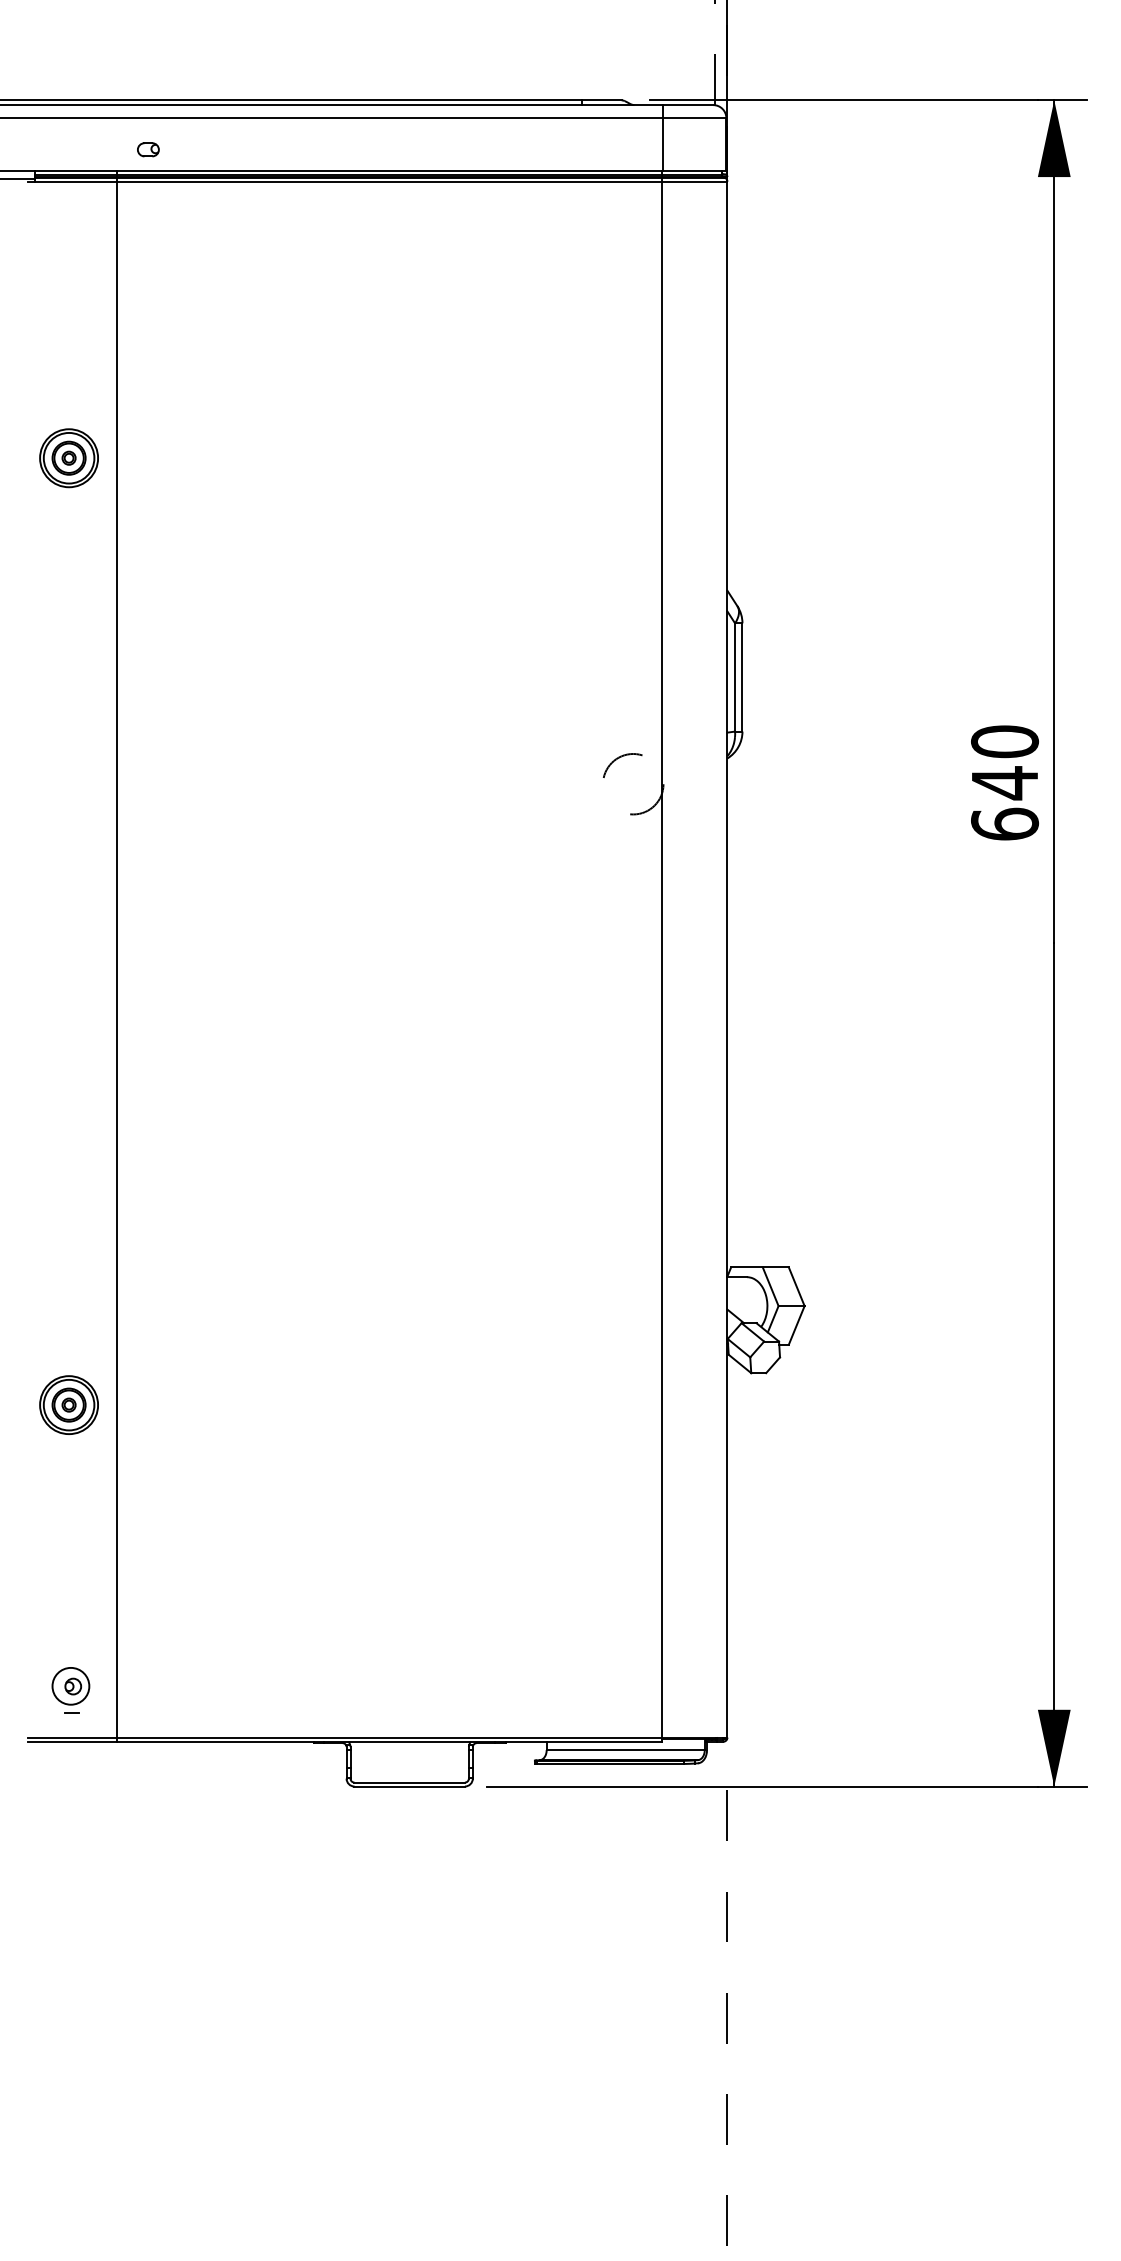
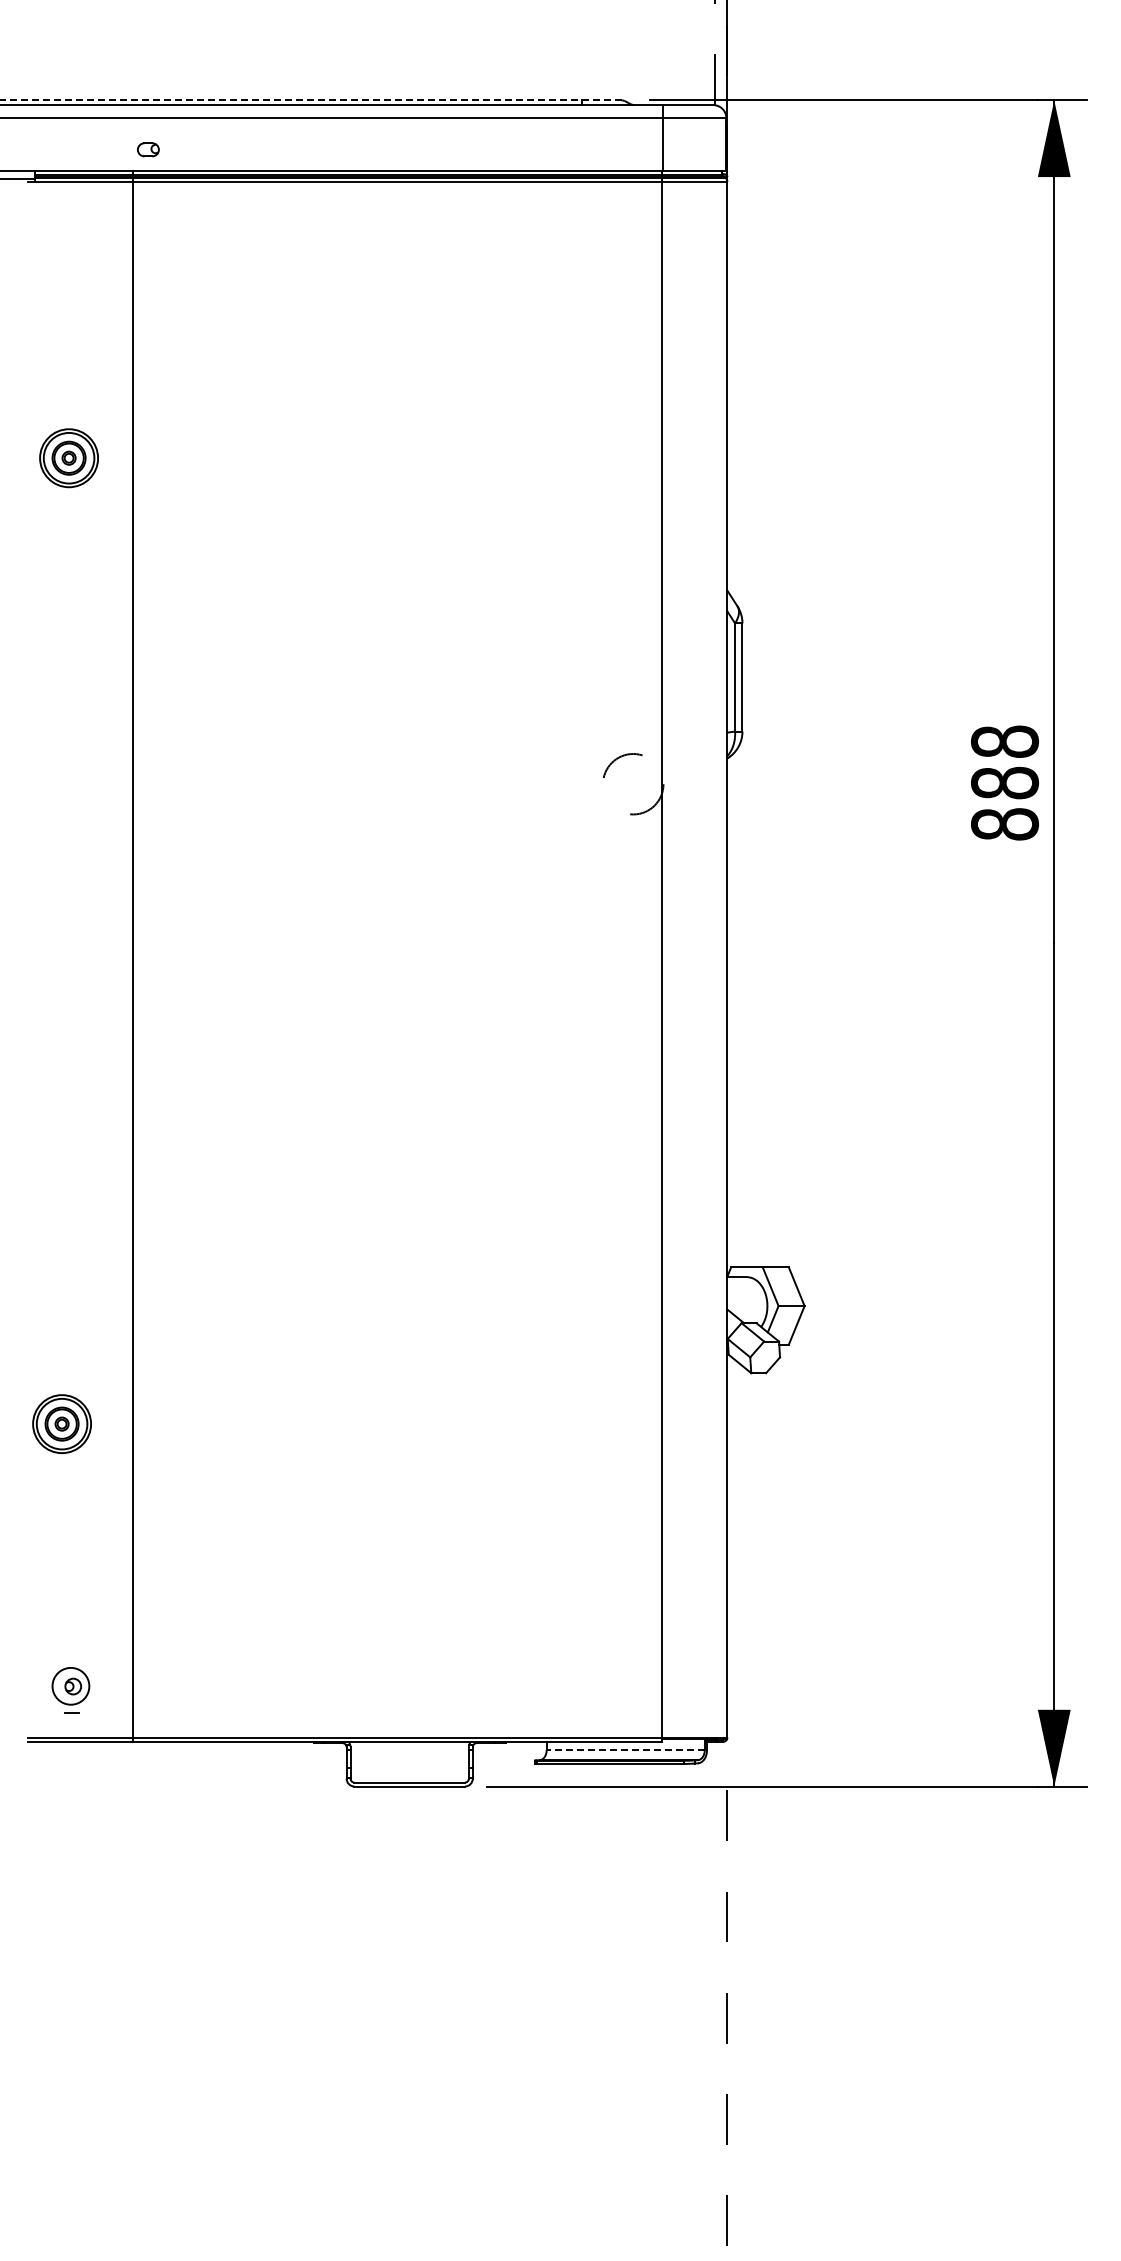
line: solid -> dashed (310, 100)
text: 640 -> 888 (1005, 782)
line position: (117, 955) -> (133, 955) (133, 955)
part position: (68, 1404) -> (61, 1423) (61, 1423)
line: solid -> dashed (625, 1750)
